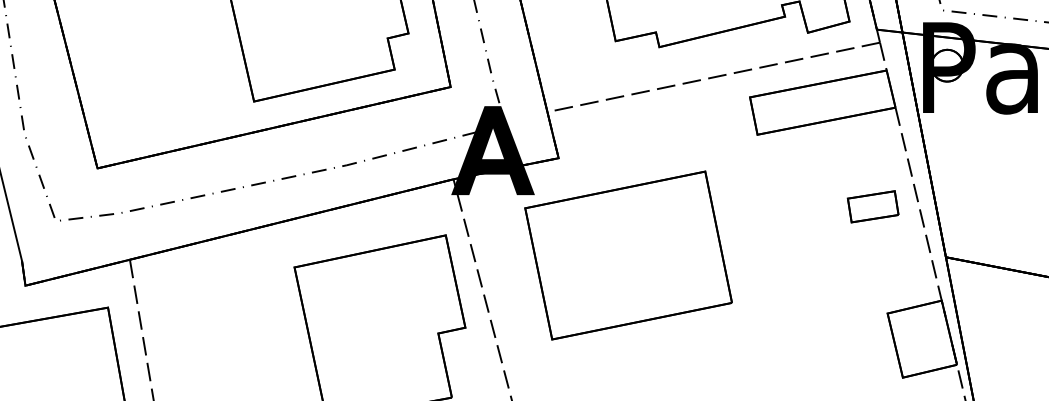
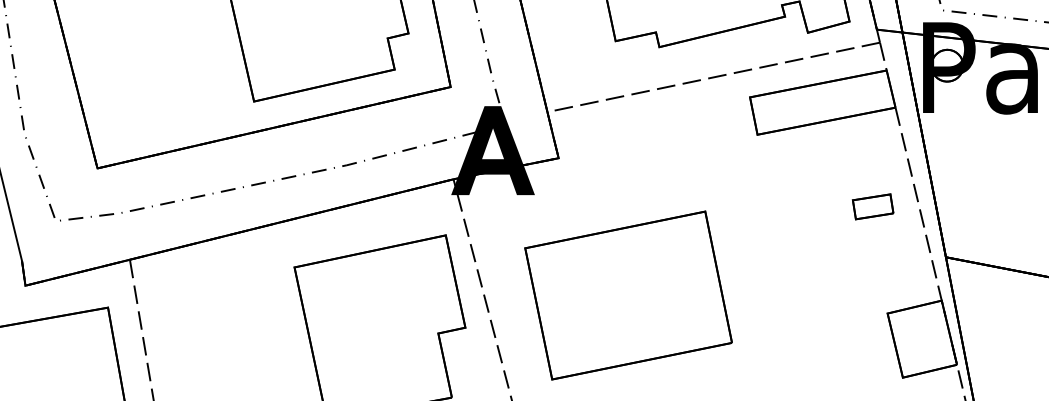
part size: 54x34 px -> 44x28 px (872, 206)
part position: (628, 255) -> (628, 295) (628, 295)
